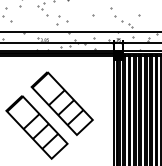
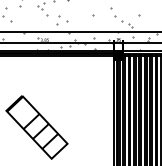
part: present -> none (61, 103)
